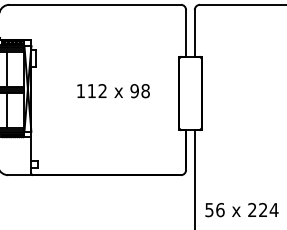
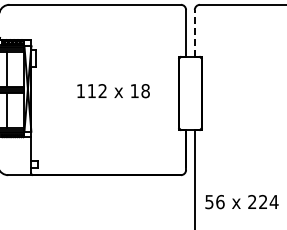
line: solid -> dashed (194, 33)
text: 98 -> 18 (134, 91)
text position: (241, 210) -> (241, 202) (241, 202)
